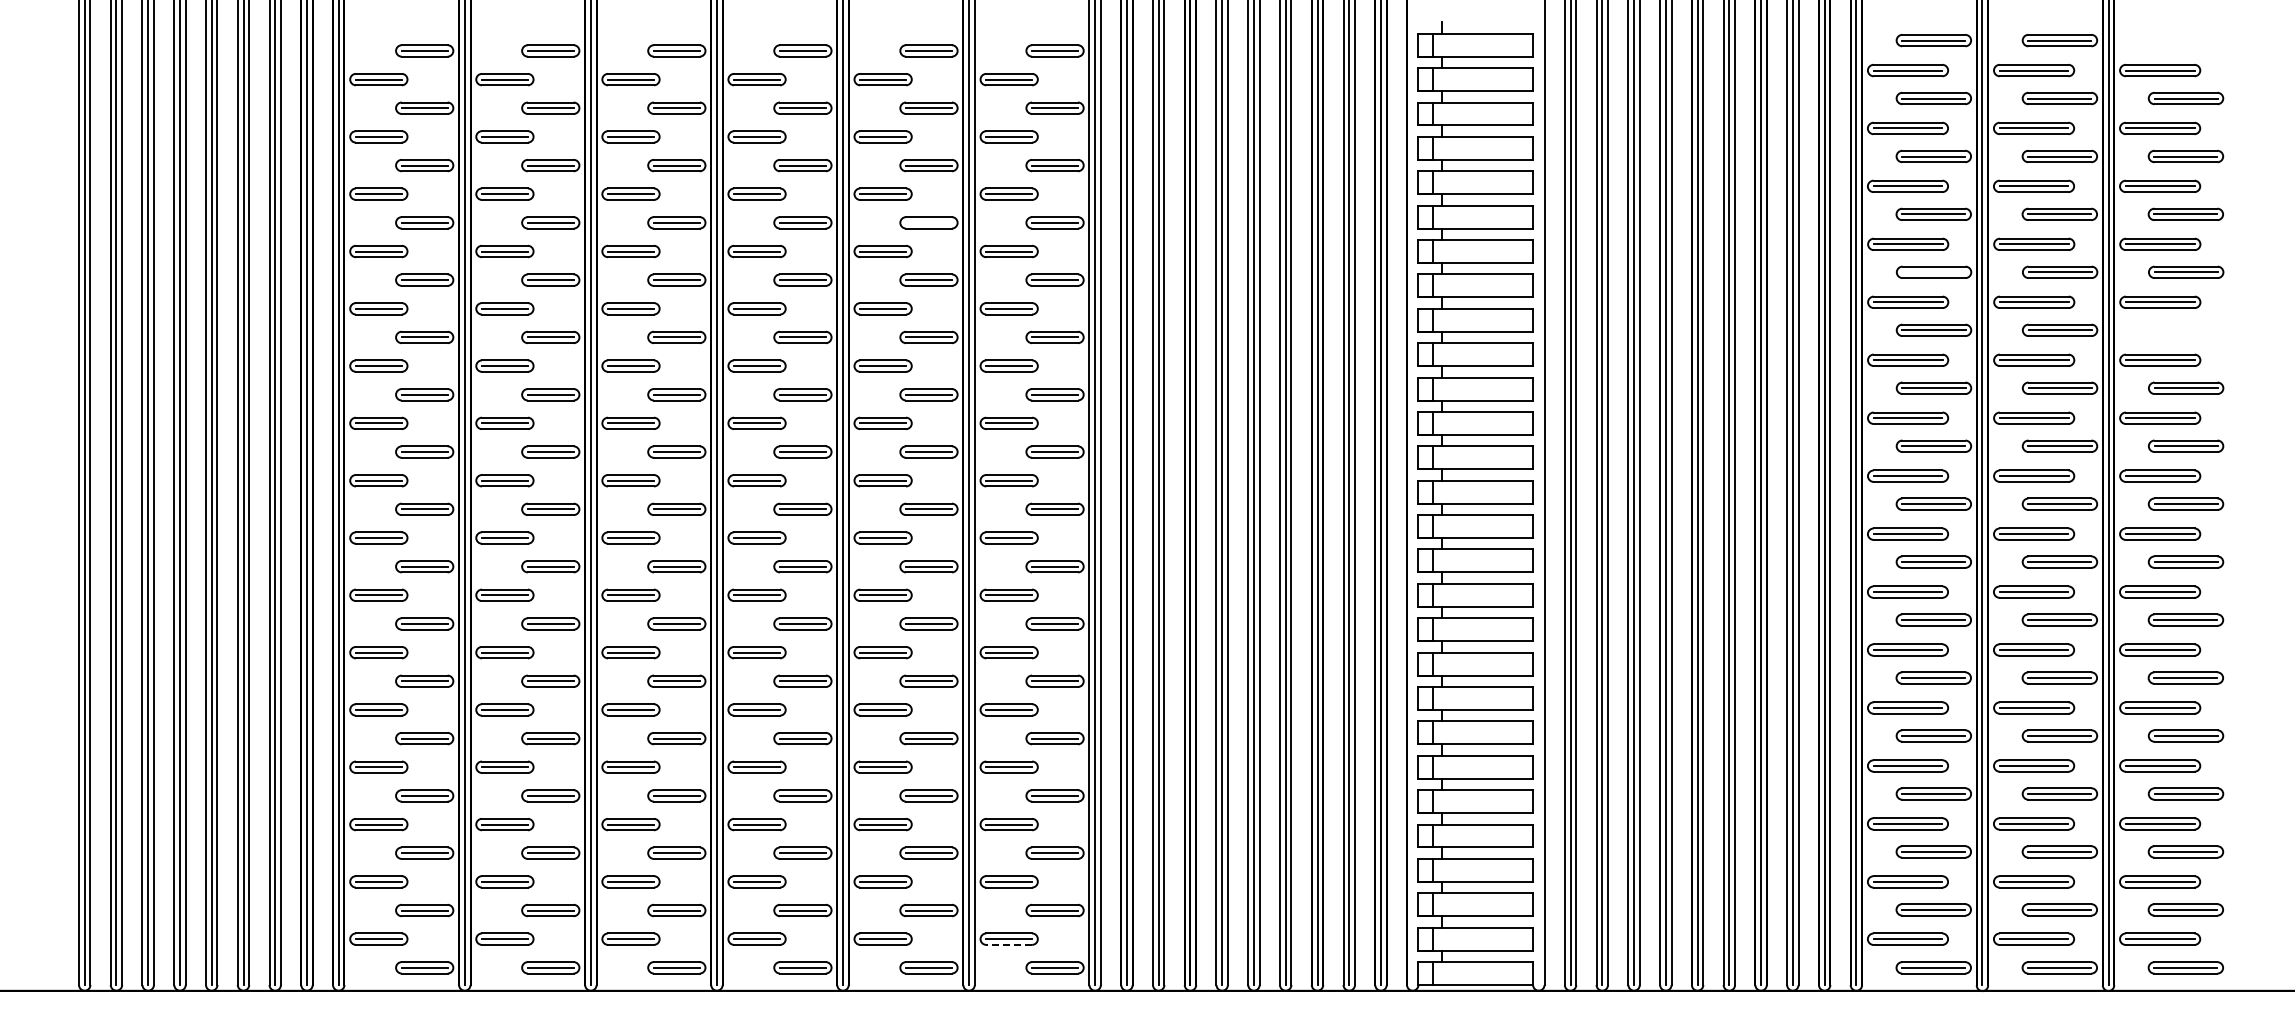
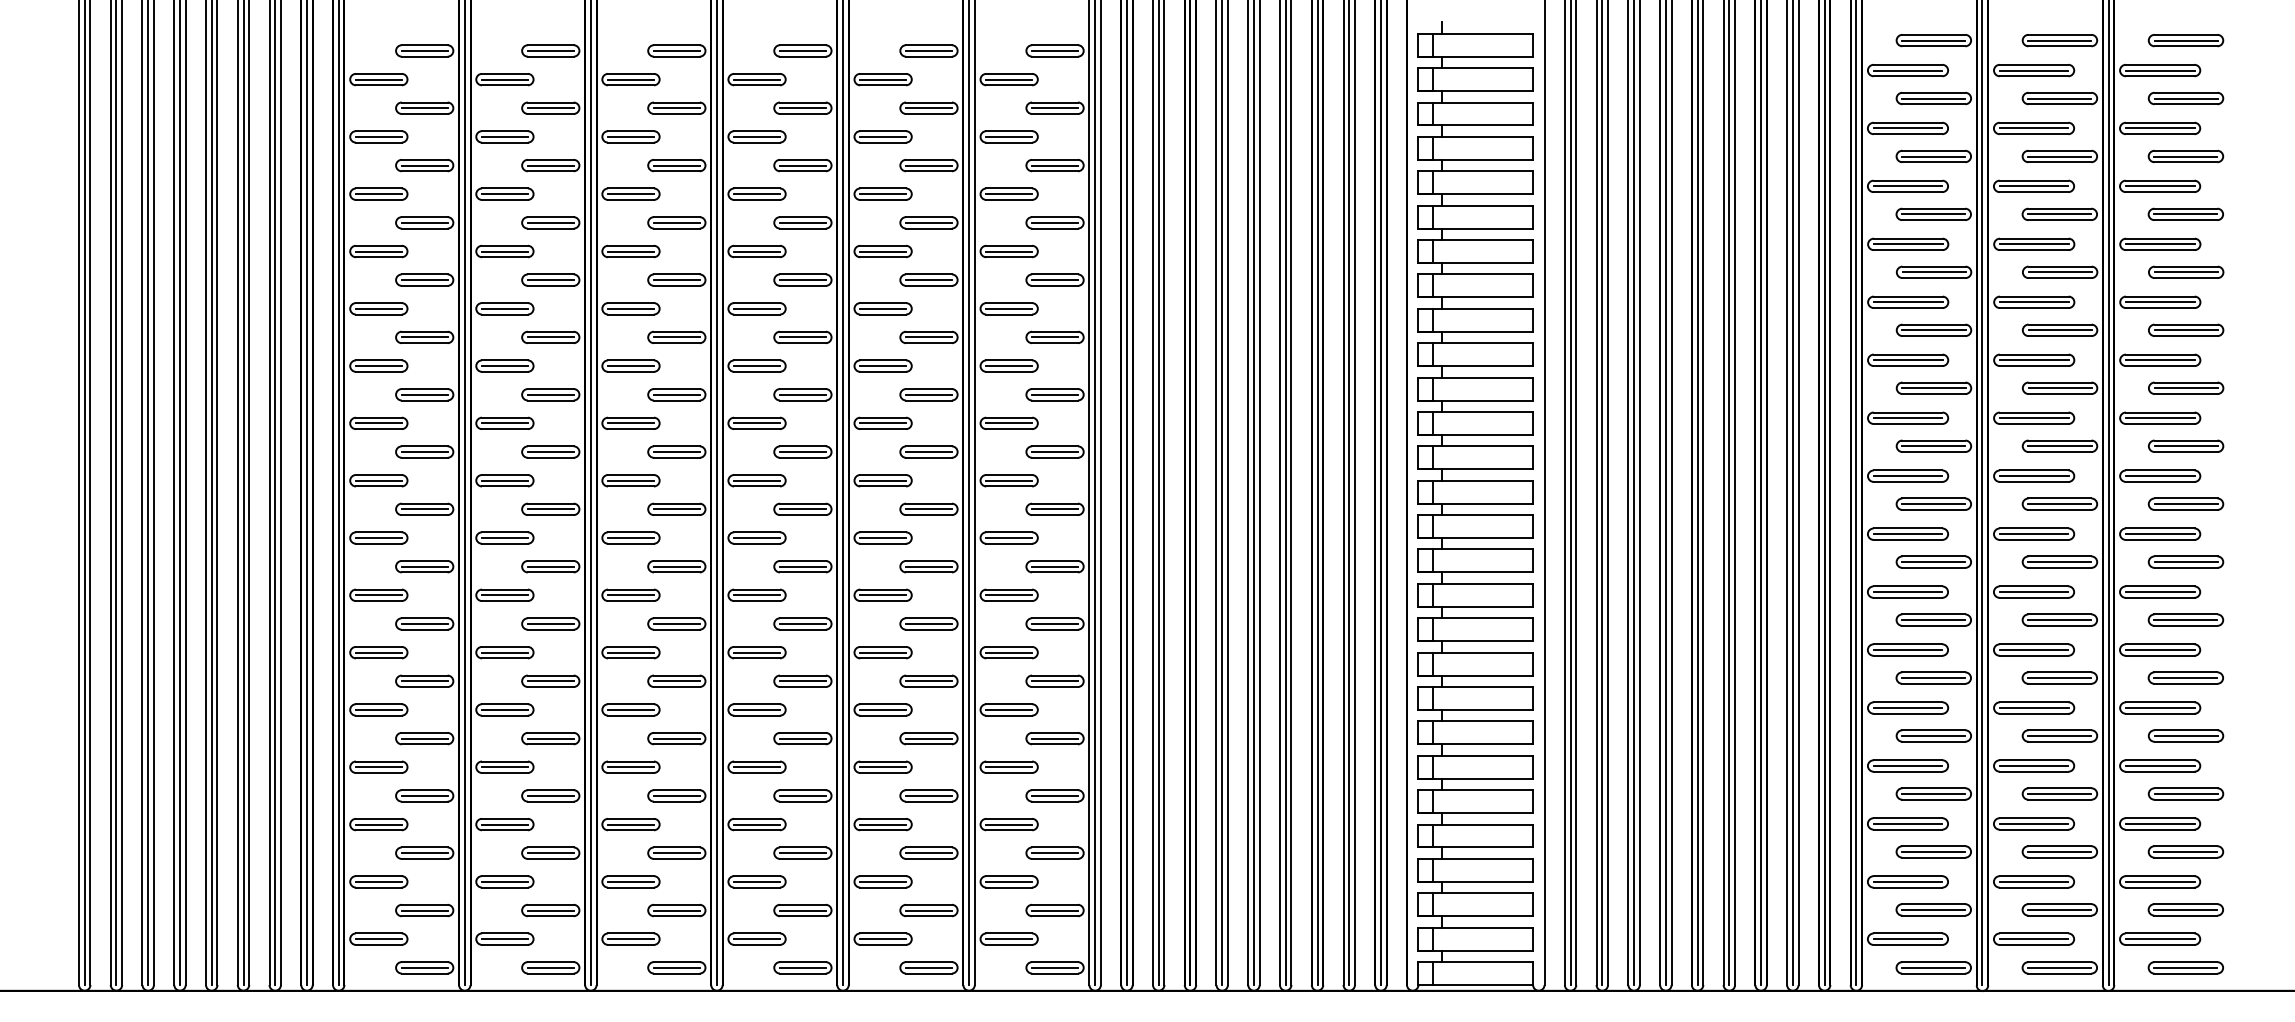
part: none -> present (2185, 40)
line: none -> present (928, 222)
line: none -> present (1933, 272)
part: none -> present (2186, 329)
line: dashed -> solid (1009, 944)
